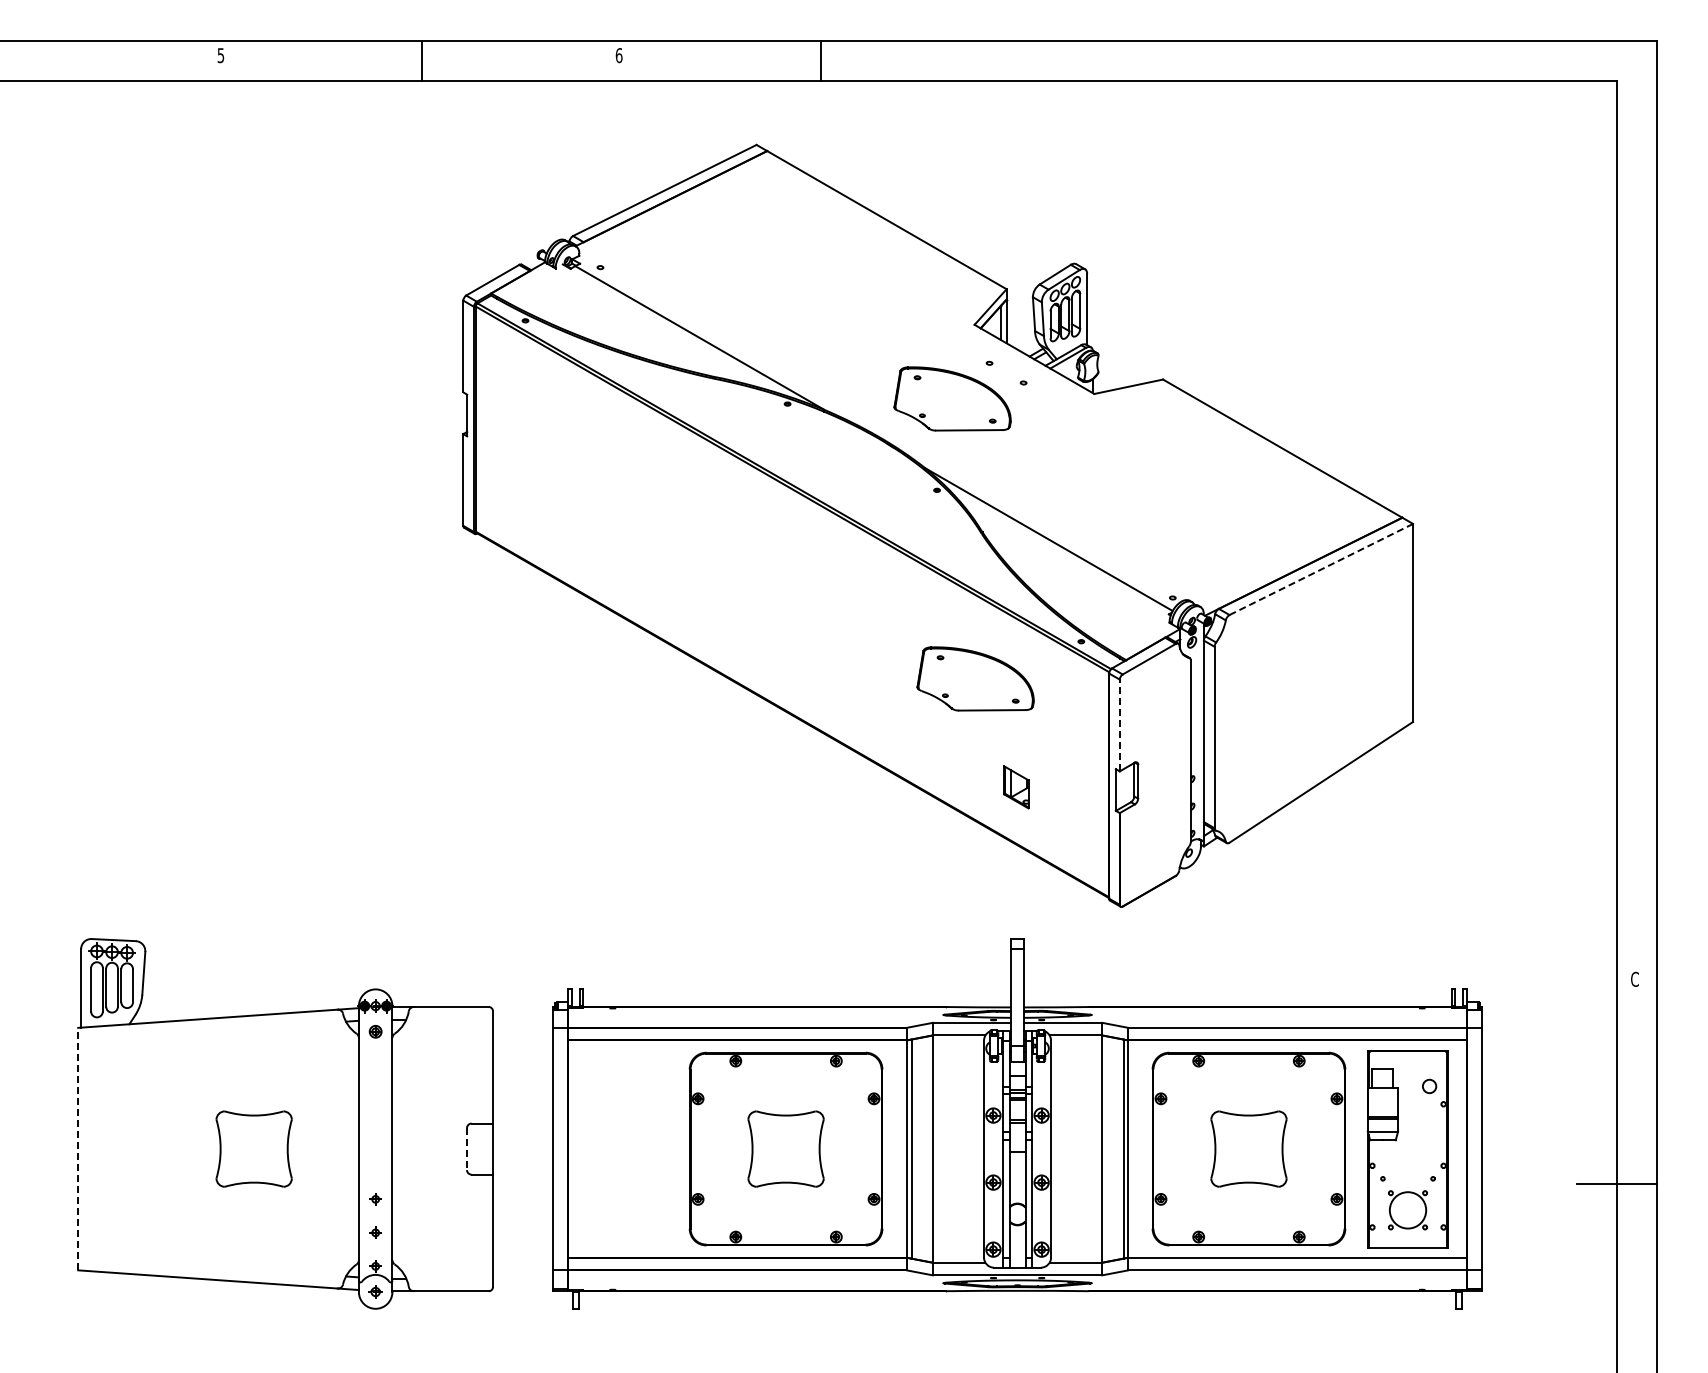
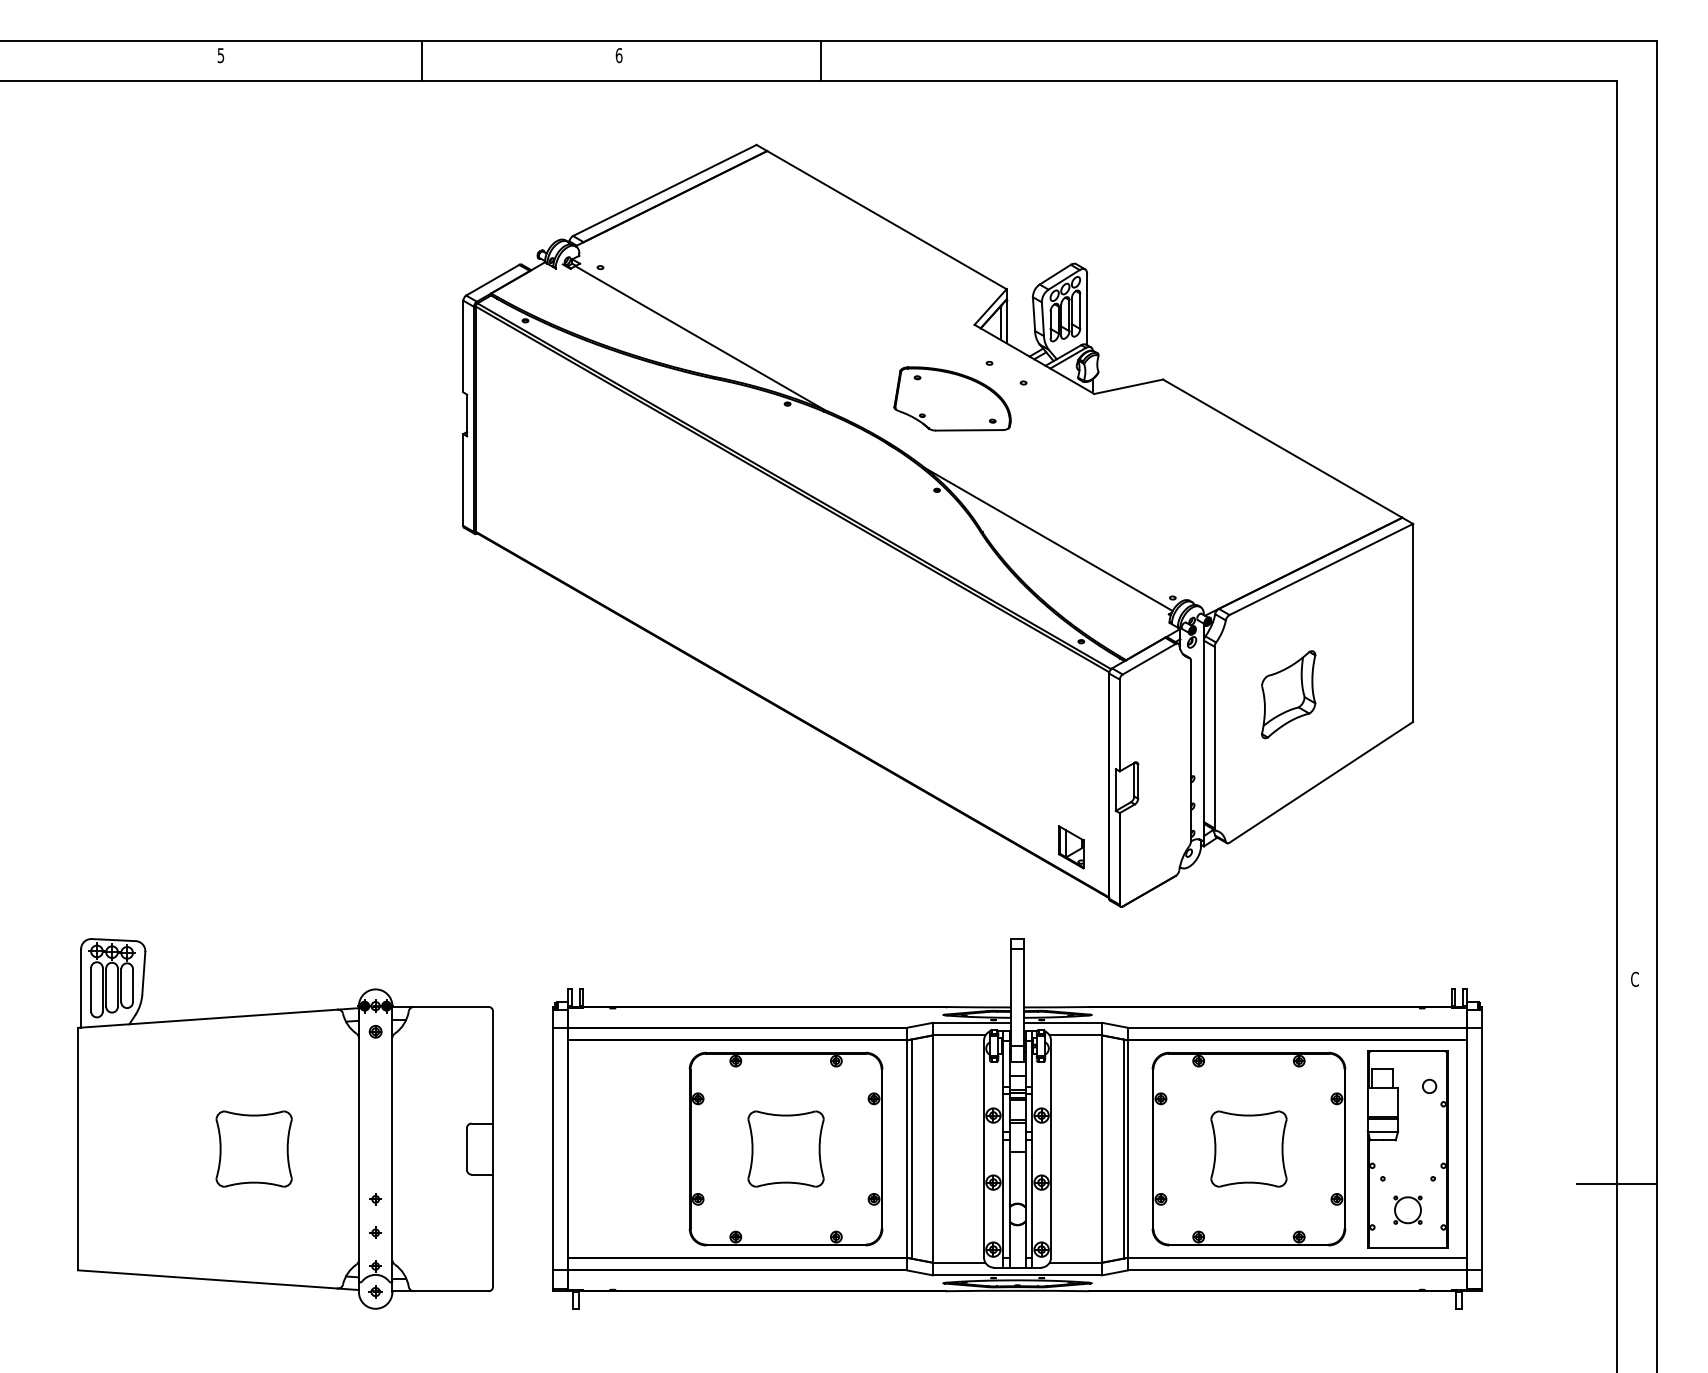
line: dashed -> solid (1321, 569)
part: present -> none (975, 678)
part: none -> present (1288, 694)
line: dashed -> solid (1119, 725)
part position: (1016, 787) -> (1071, 847) (1071, 847)
line: dashed -> solid (78, 1148)
line: dashed -> solid (467, 1149)
part size: 40x41 px -> 30x30 px (1407, 1209)
